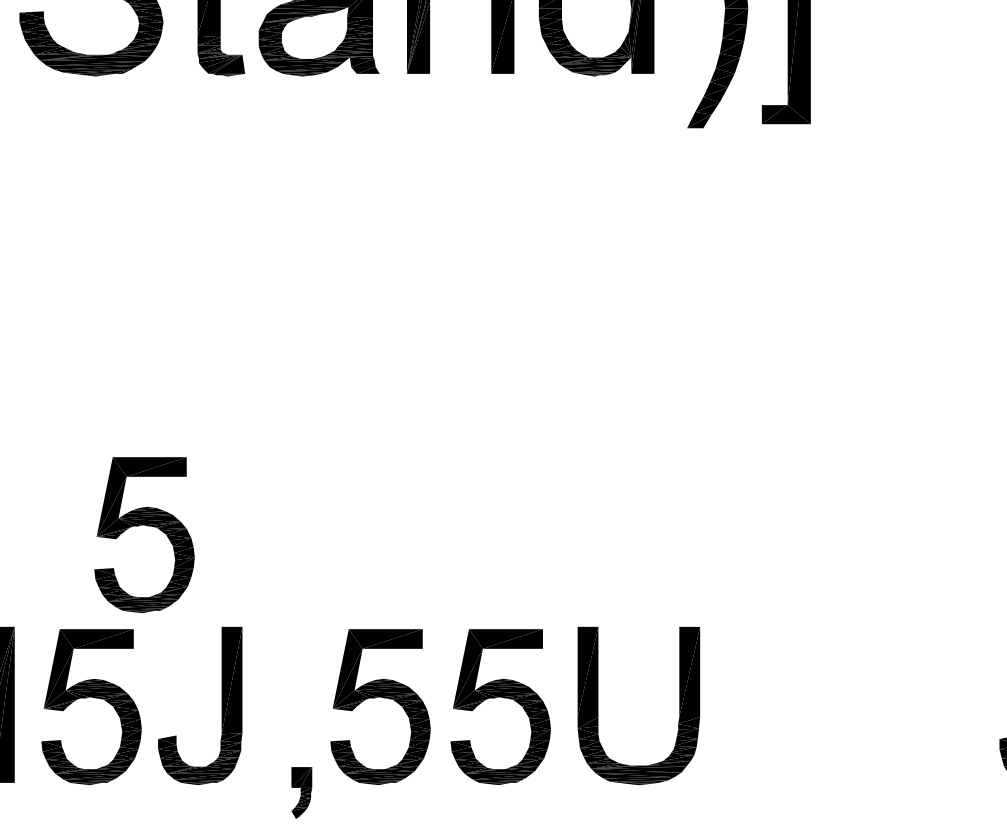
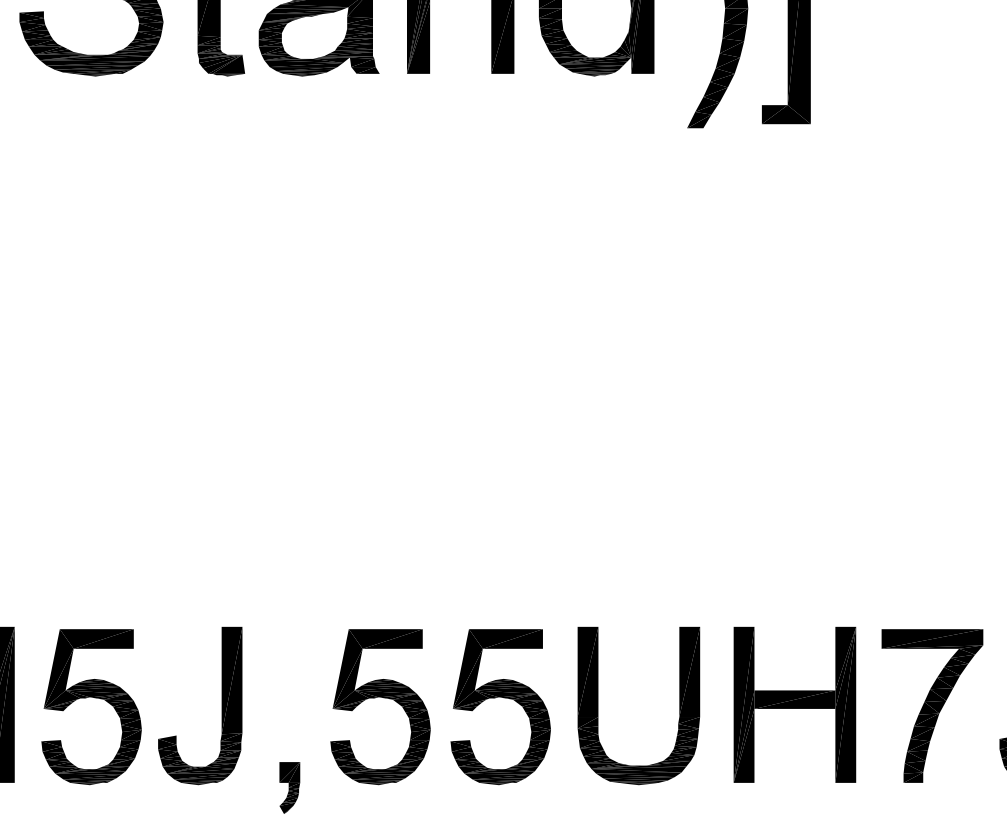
part: present -> none (147, 526)
part: none -> present (794, 704)
part: none -> present (932, 705)
part position: (301, 792) -> (289, 787) (289, 787)
